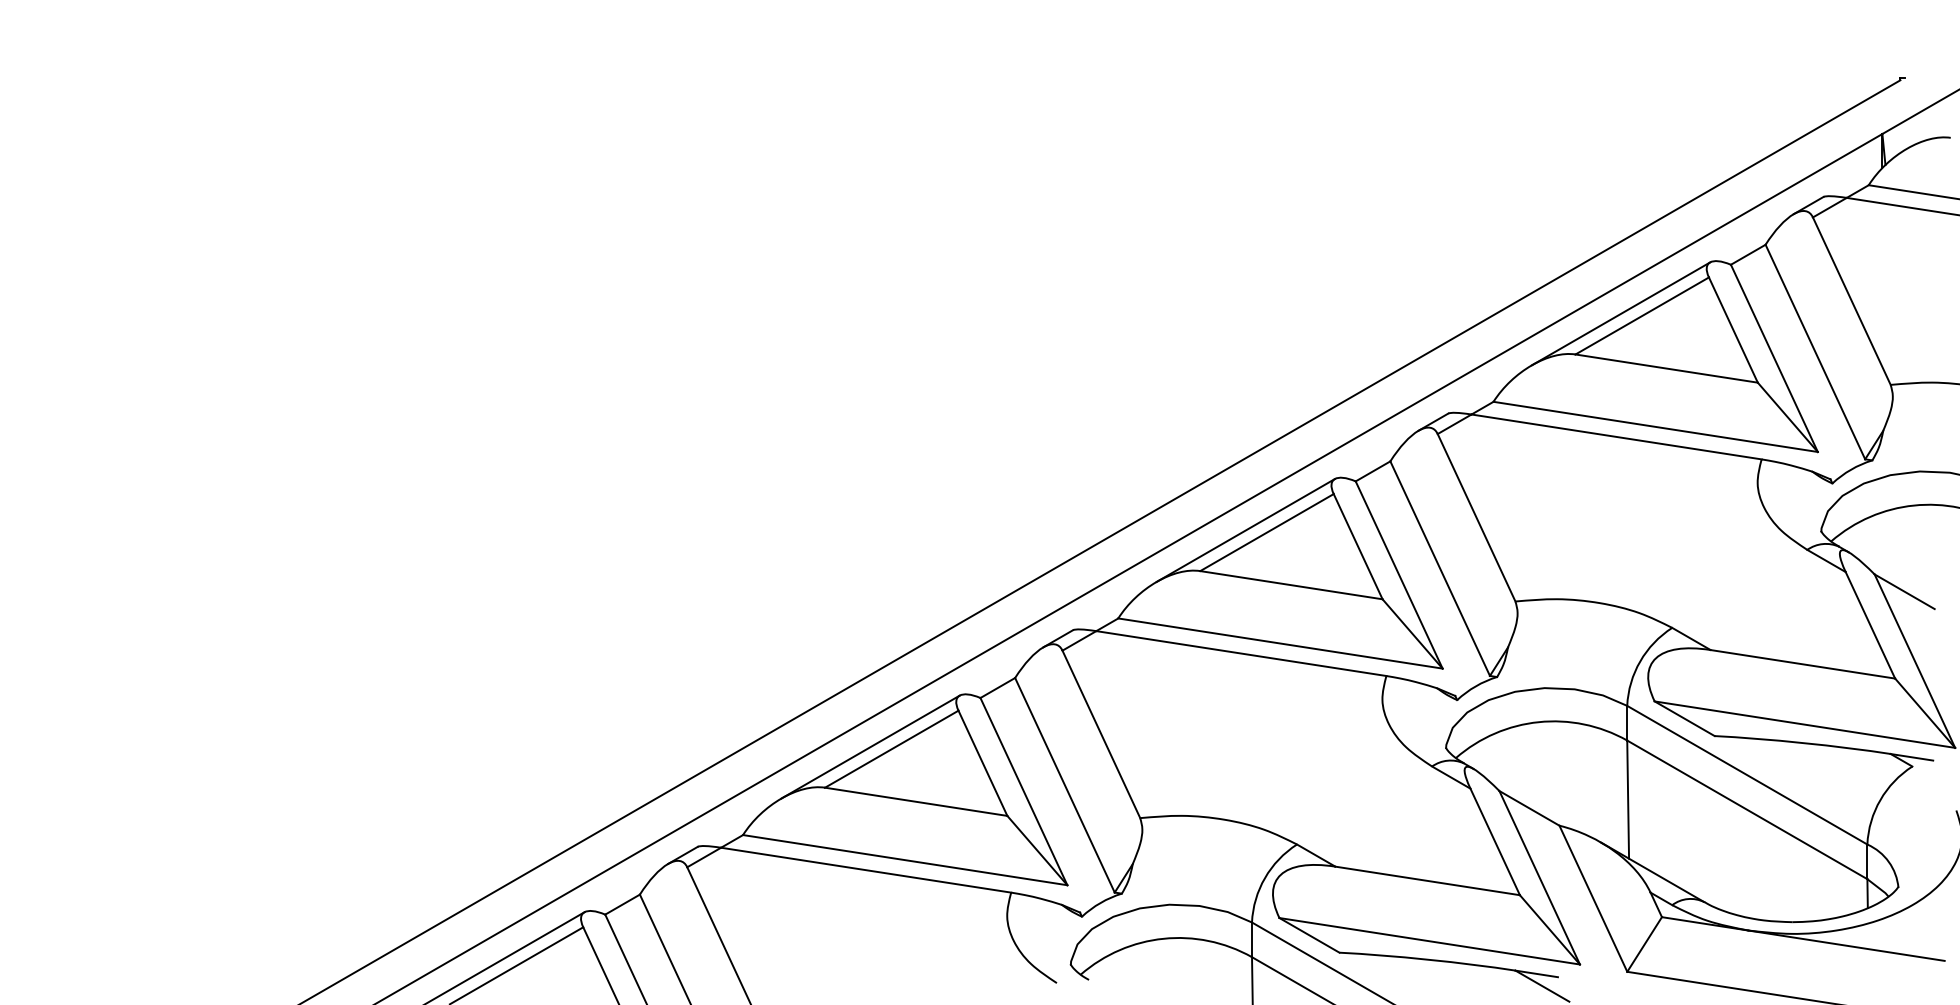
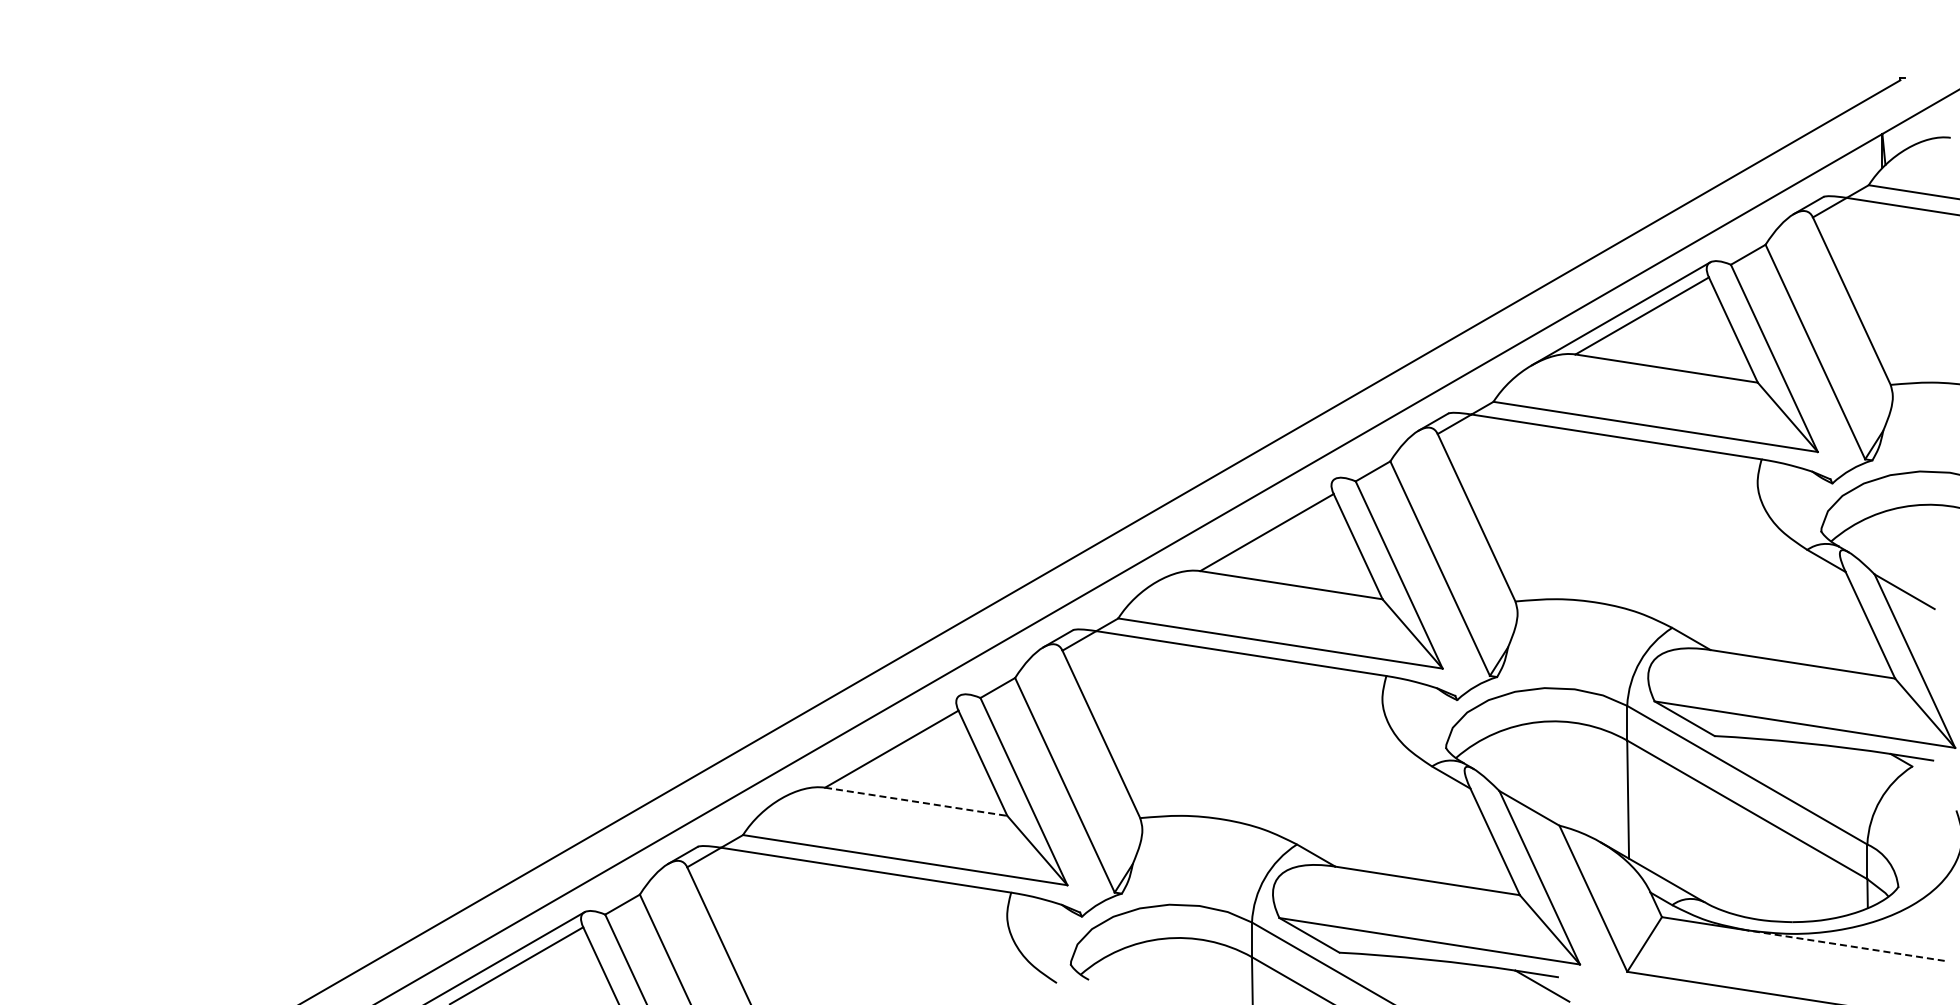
line: present -> none (1245, 530)
line: present -> none (870, 746)
line: solid -> dashed (916, 801)
line: solid -> dashed (1846, 945)
